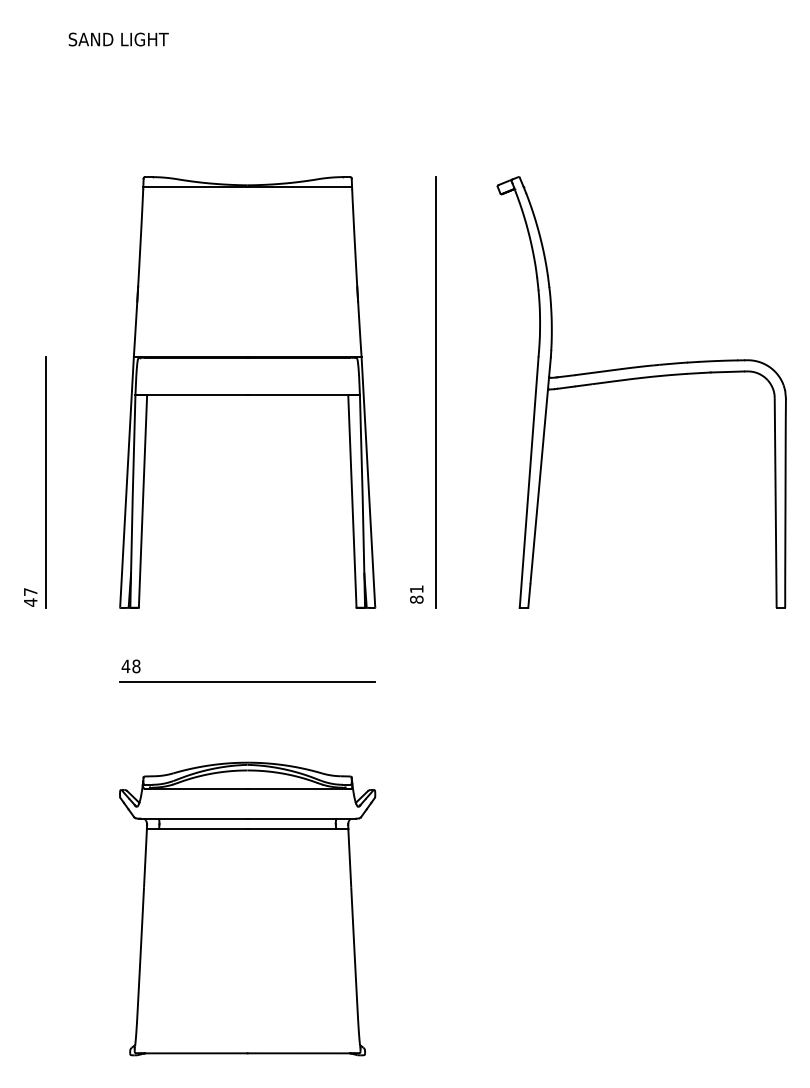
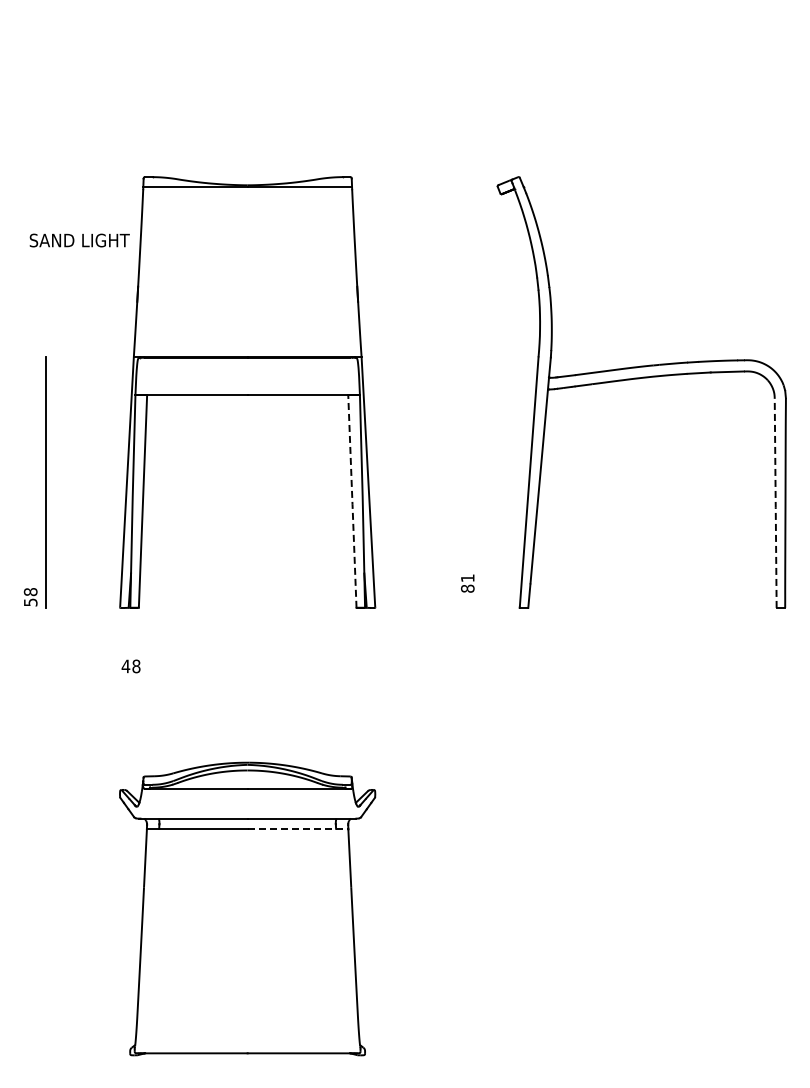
text position: (118, 39) -> (79, 240) (79, 240)
line: present -> none (436, 392)
line: solid -> dashed (352, 501)
line: solid -> dashed (775, 503)
text position: (416, 594) -> (467, 583) (467, 583)
text: 47 -> 58 (30, 597)
line: present -> none (247, 681)
line: solid -> dashed (298, 828)
